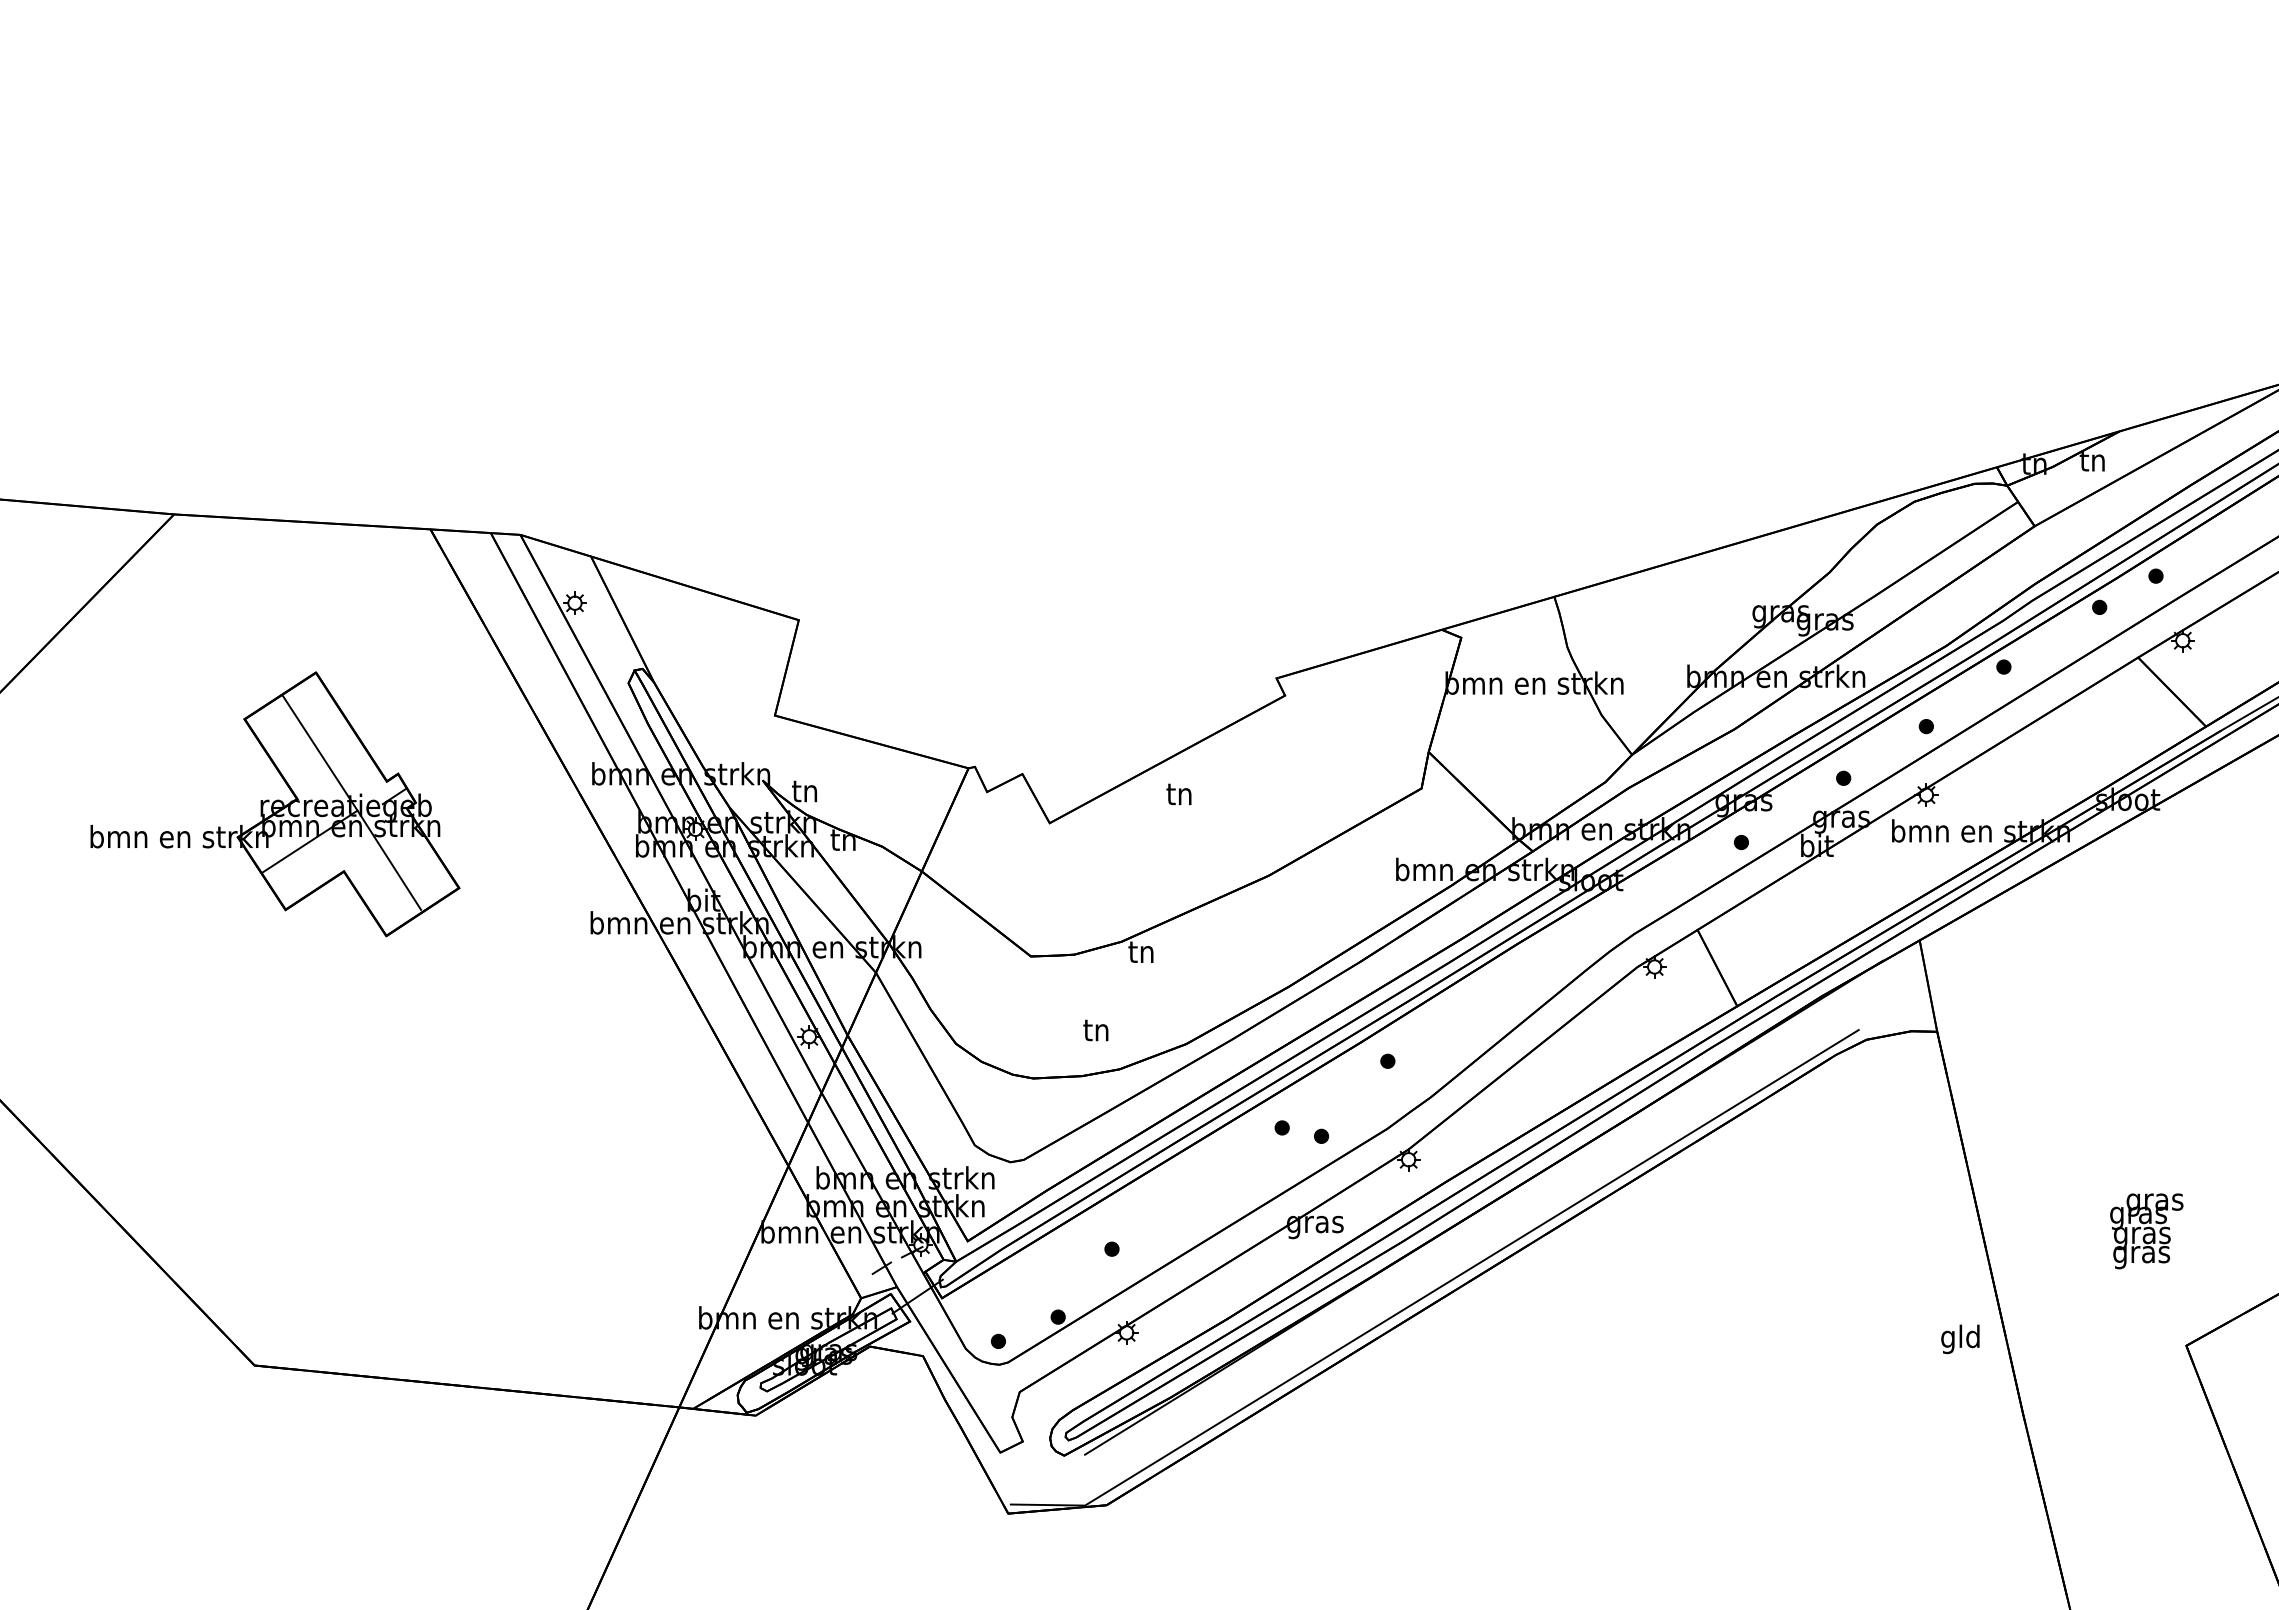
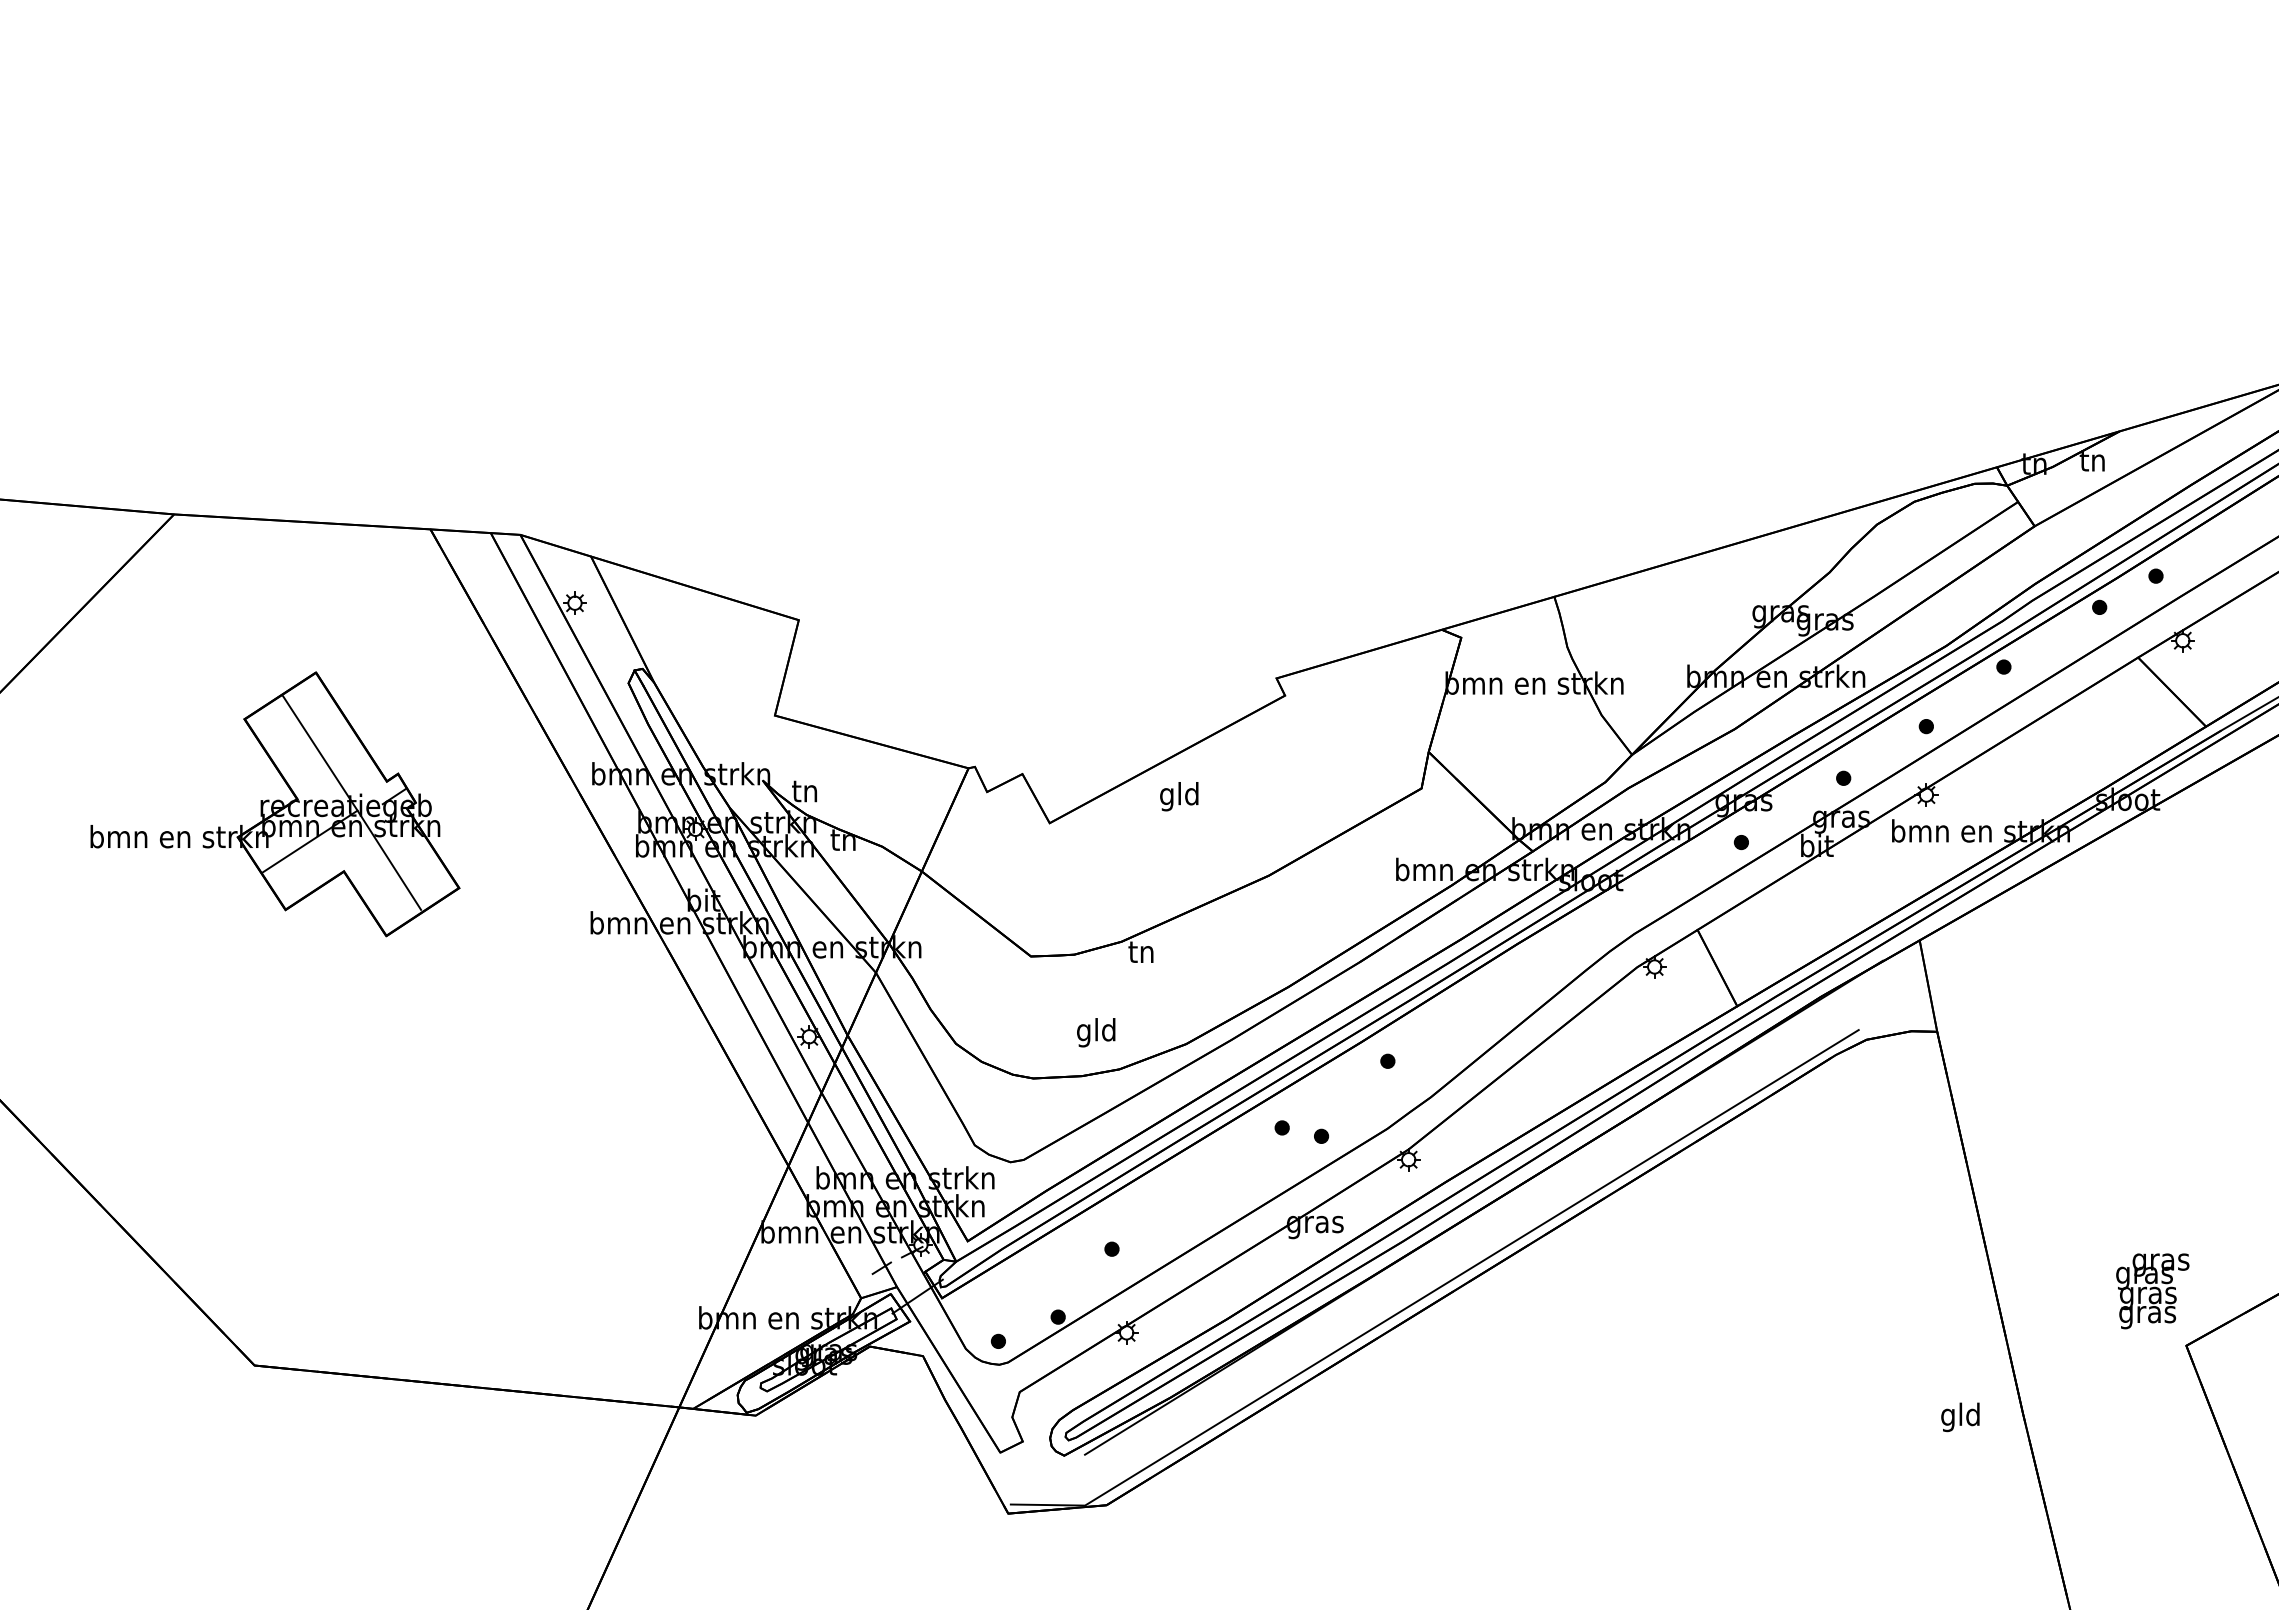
text: tn -> gld (1179, 796)
text: tn -> gld (1096, 1032)
text position: (2146, 1231) -> (2152, 1291) (2152, 1291)
text position: (1960, 1339) -> (1960, 1417) (1960, 1417)
